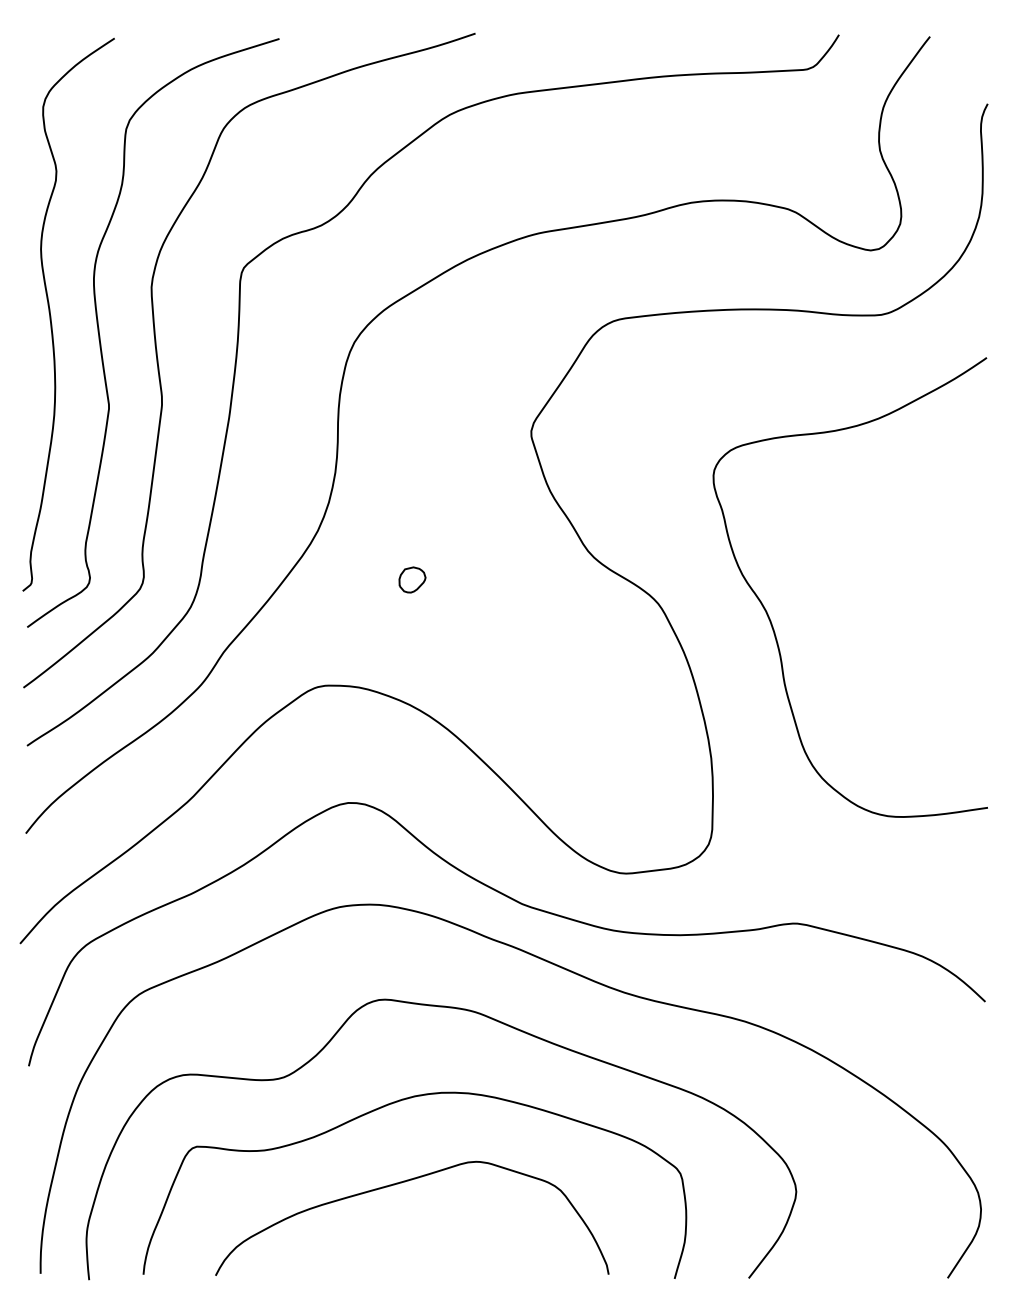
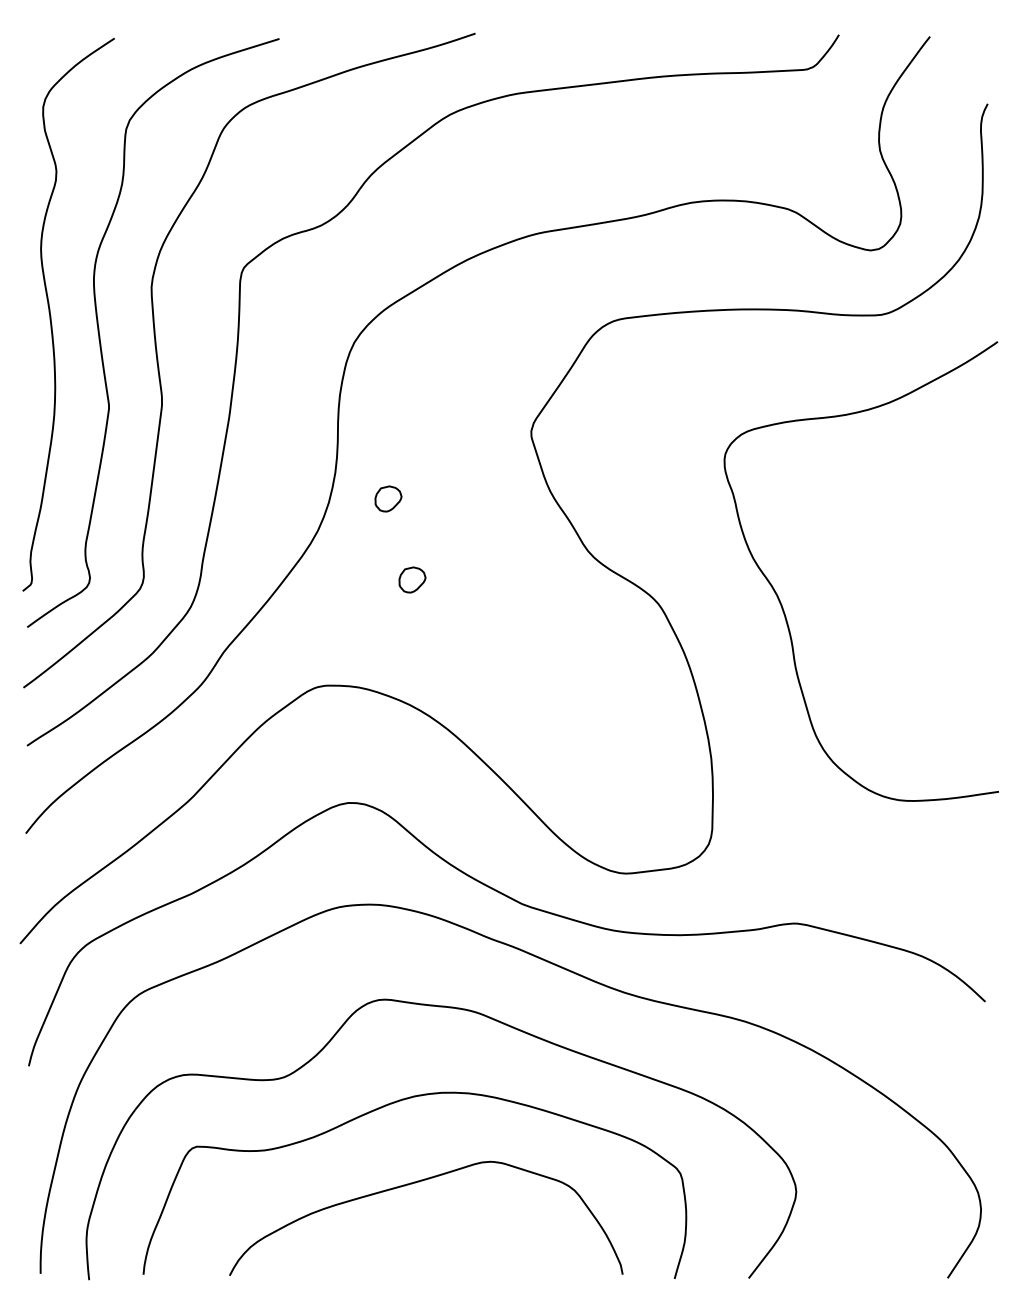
part: none -> present (388, 498)
curve position: (771, 620) -> (782, 604) (782, 604)
curve position: (405, 1182) -> (419, 1182) (419, 1182)
